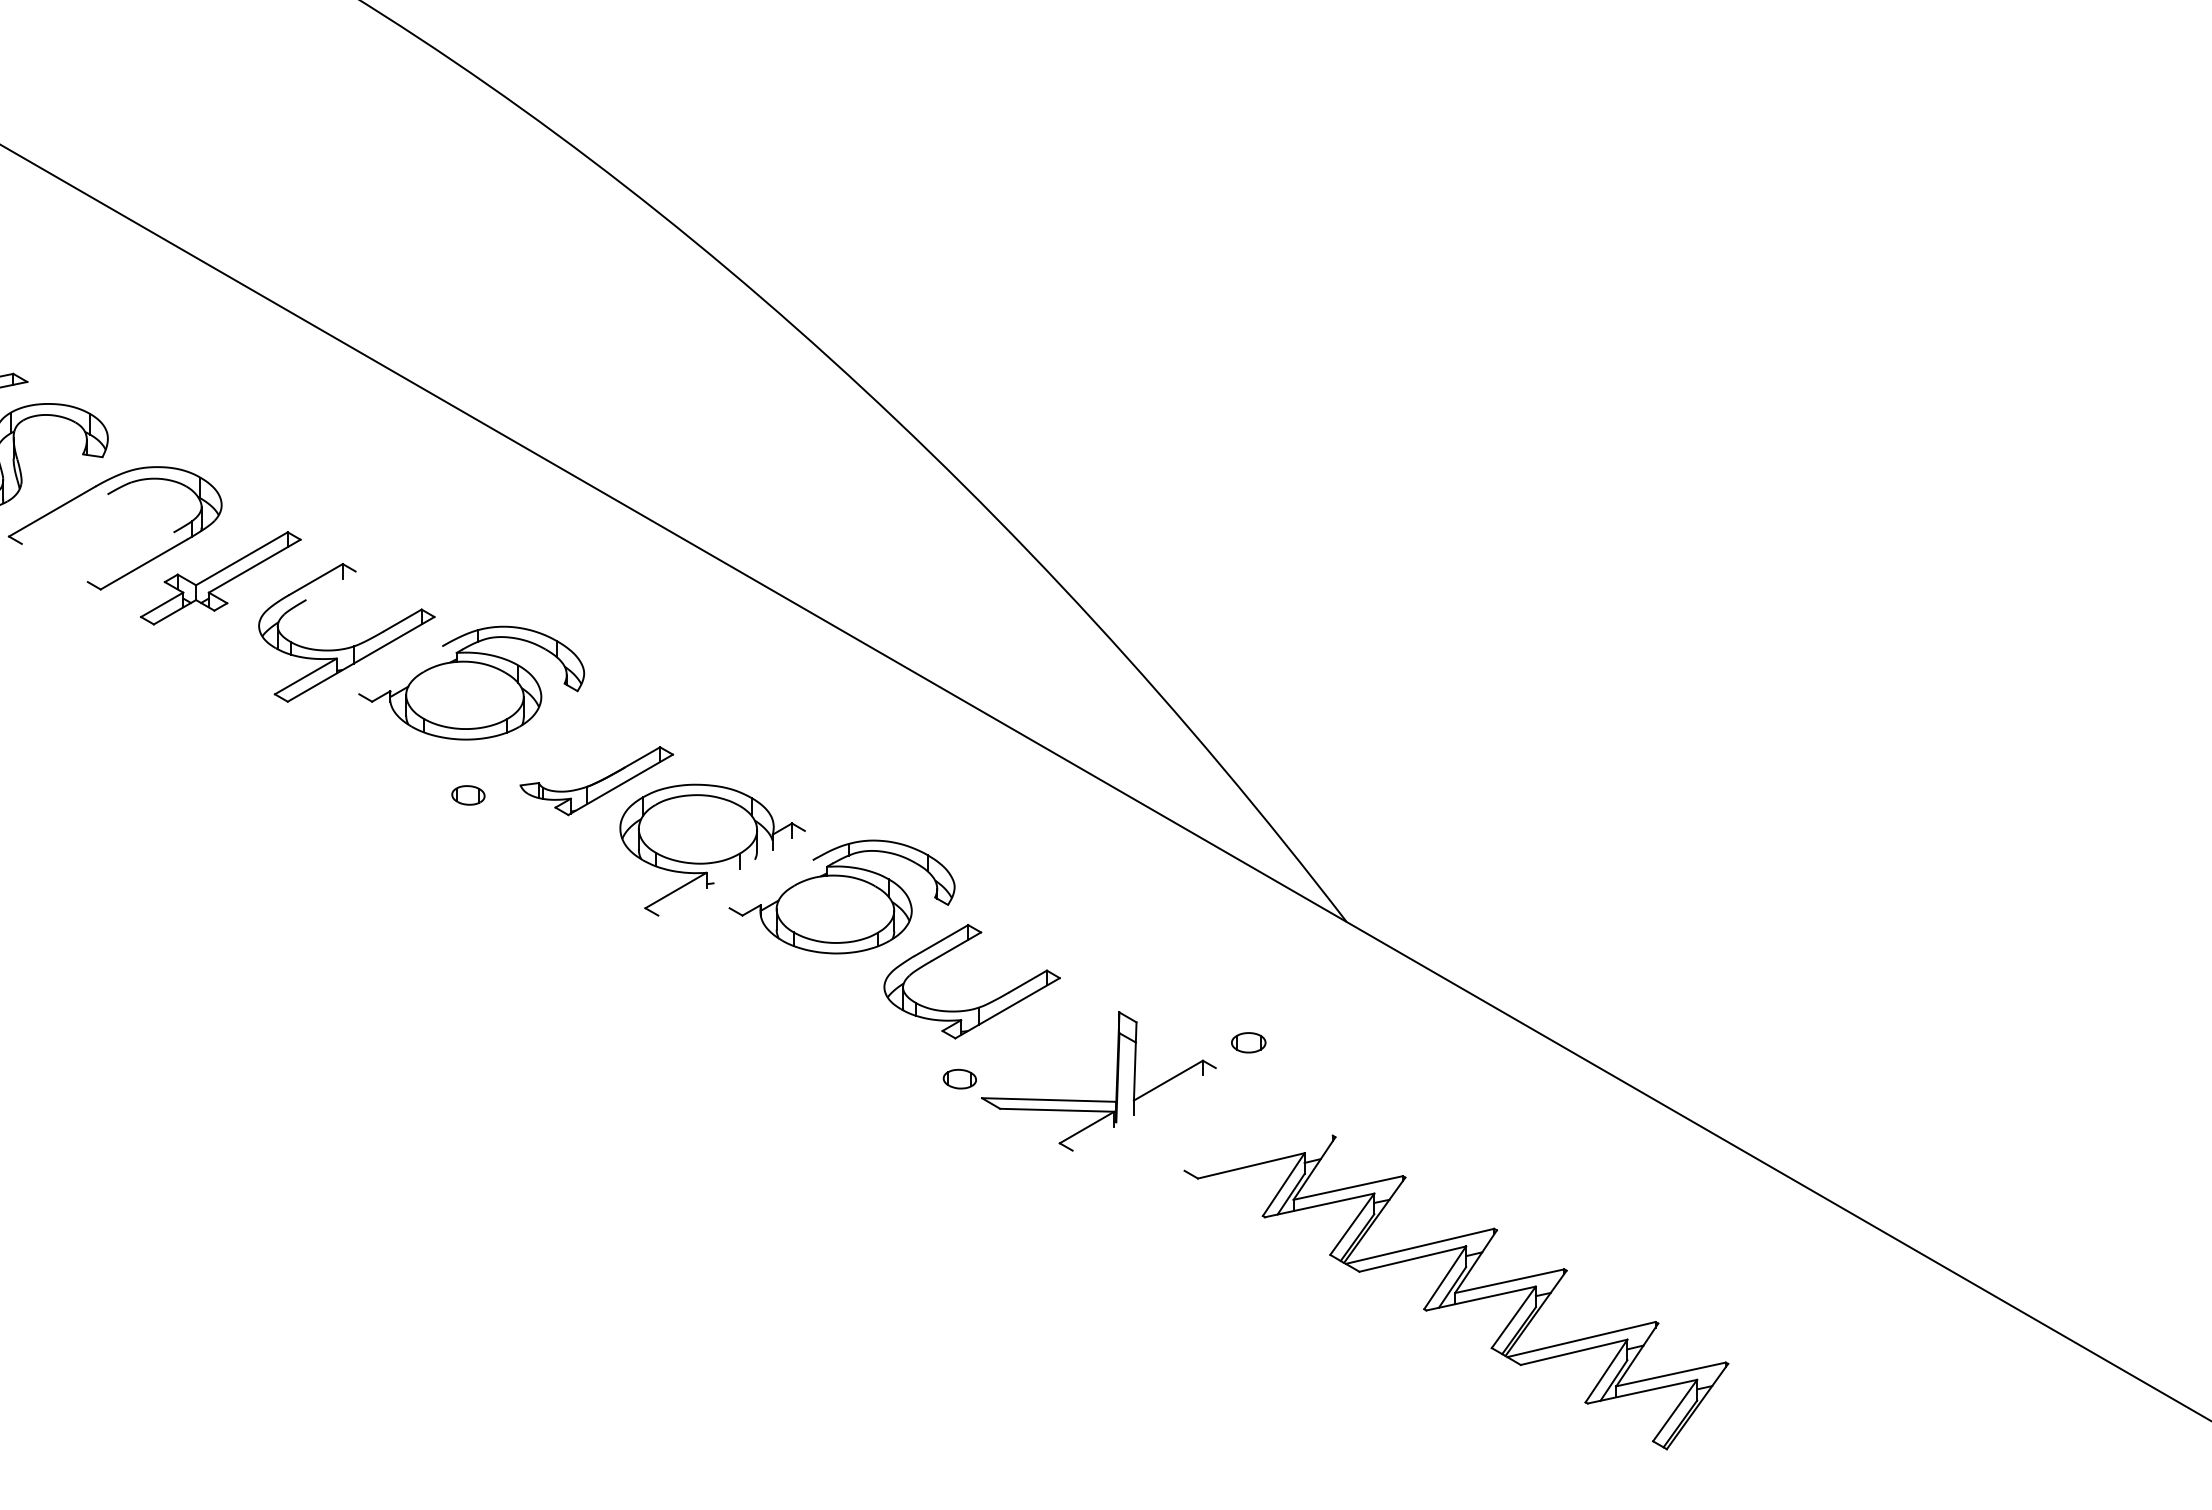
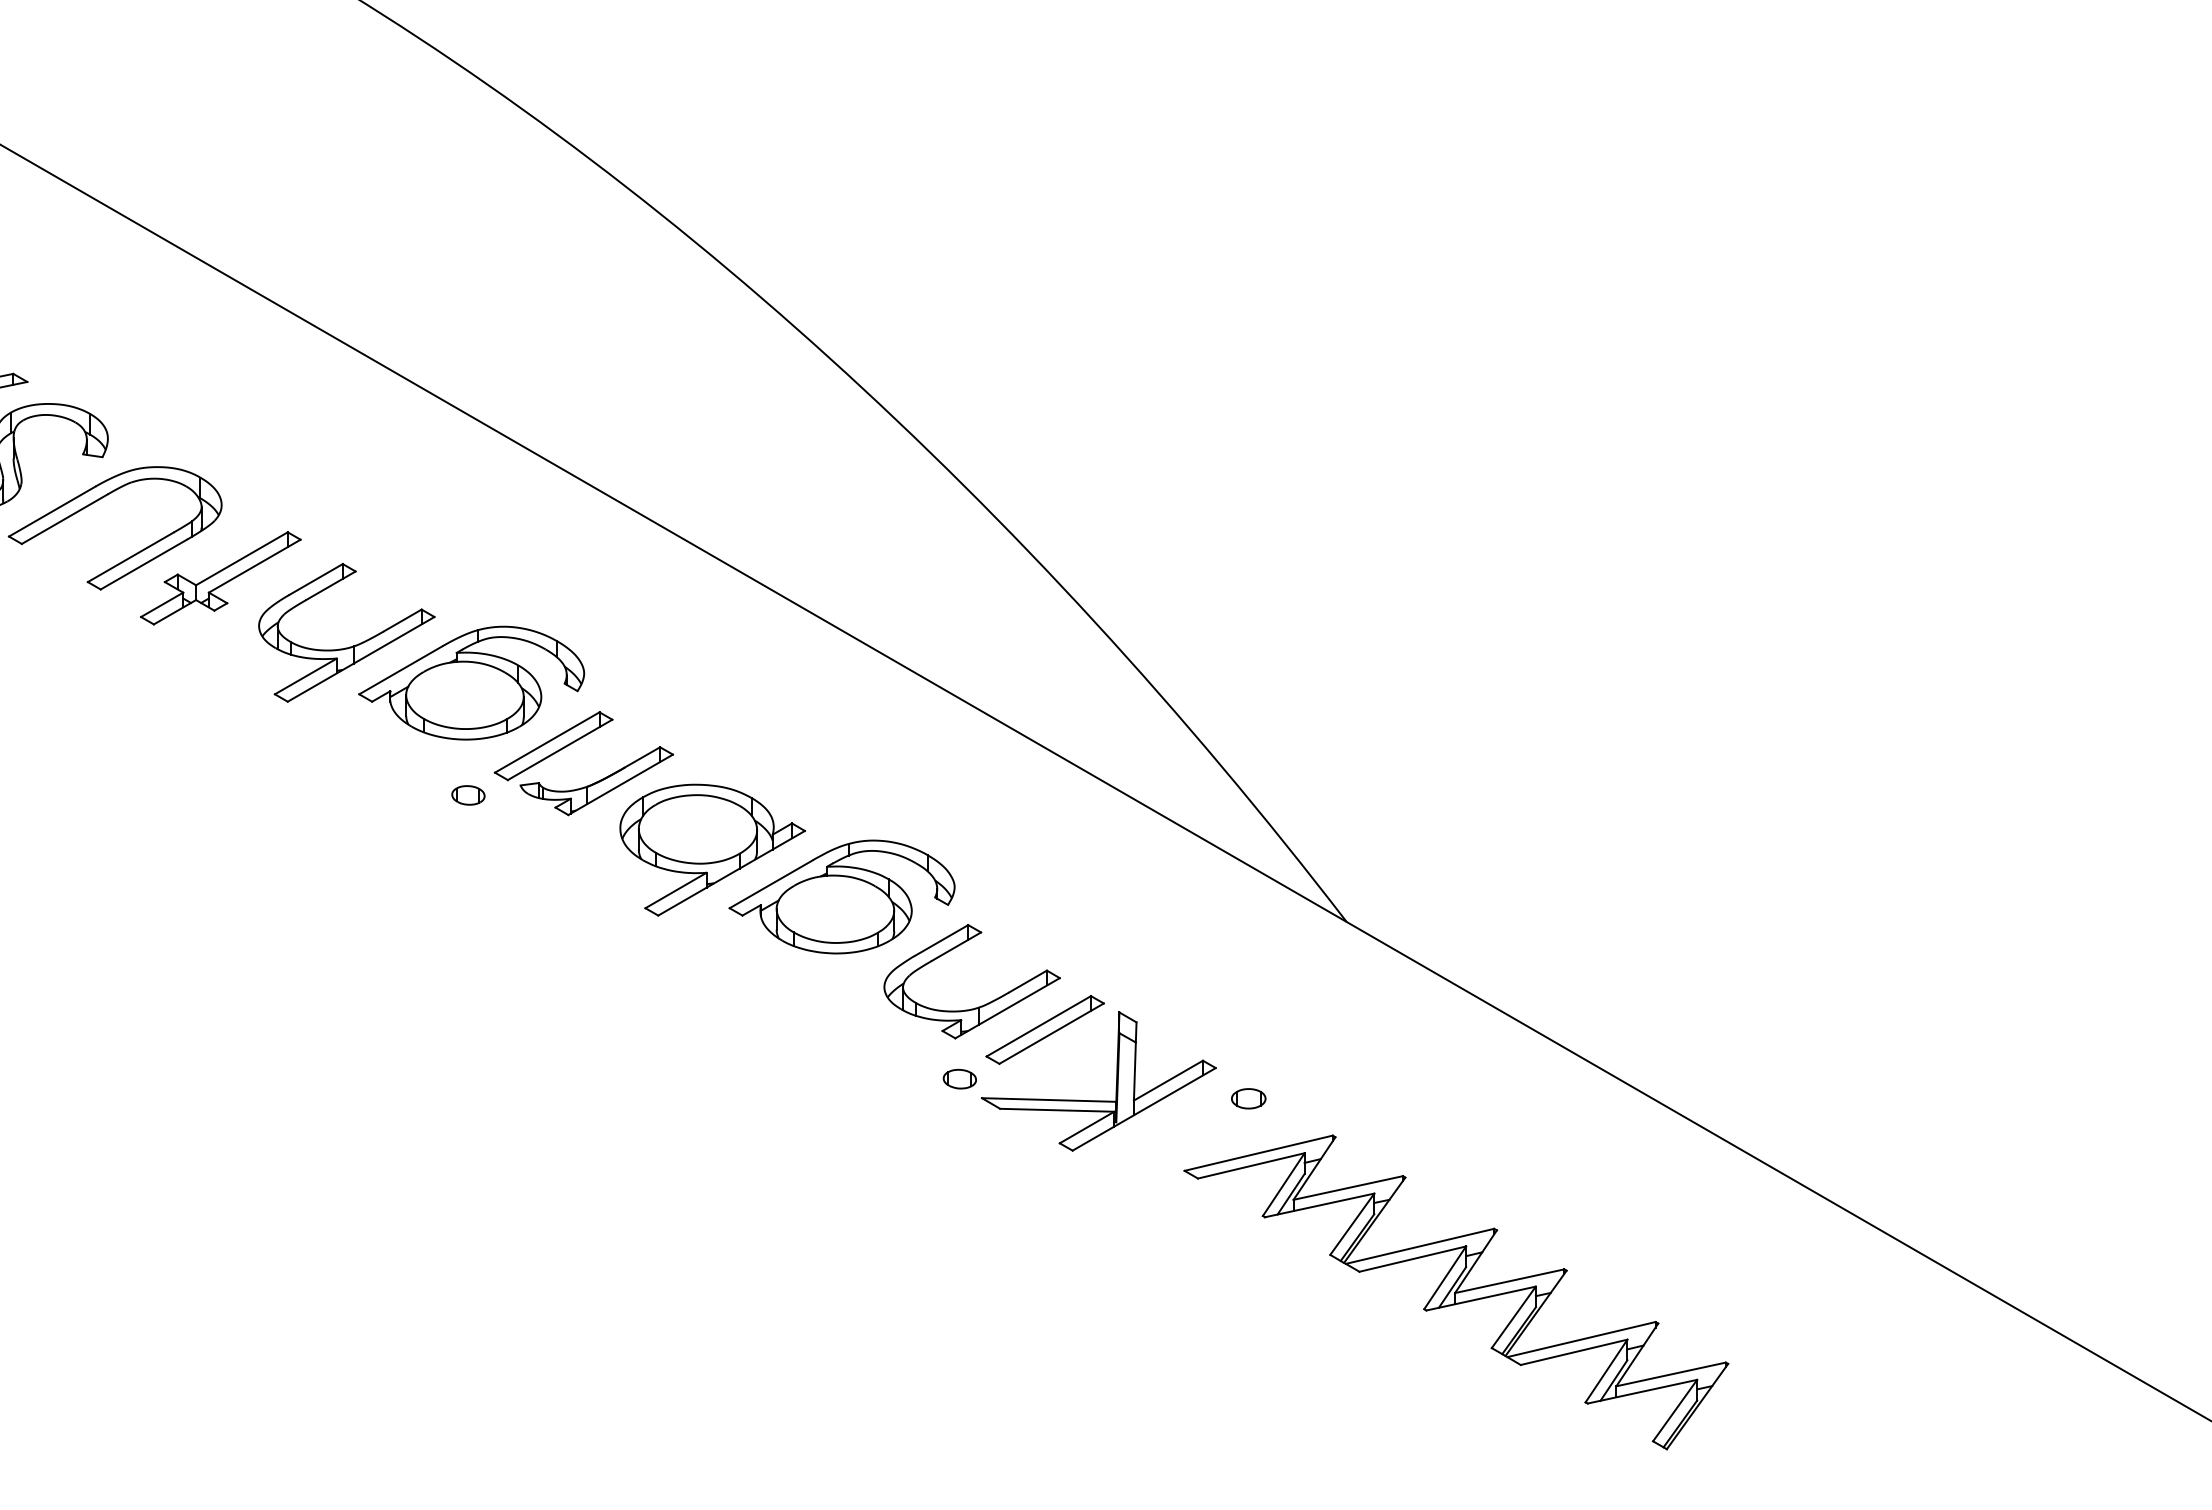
line: none -> present (64, 518)
line: none -> present (130, 557)
line: none -> present (330, 585)
line: none -> present (400, 670)
part: none -> present (553, 746)
line: none -> present (731, 872)
line: none -> present (770, 884)
part: none -> present (1044, 1029)
part position: (1248, 1042) -> (1248, 1098) (1248, 1098)
line: none -> present (1143, 1109)
line: none -> present (1258, 1152)
